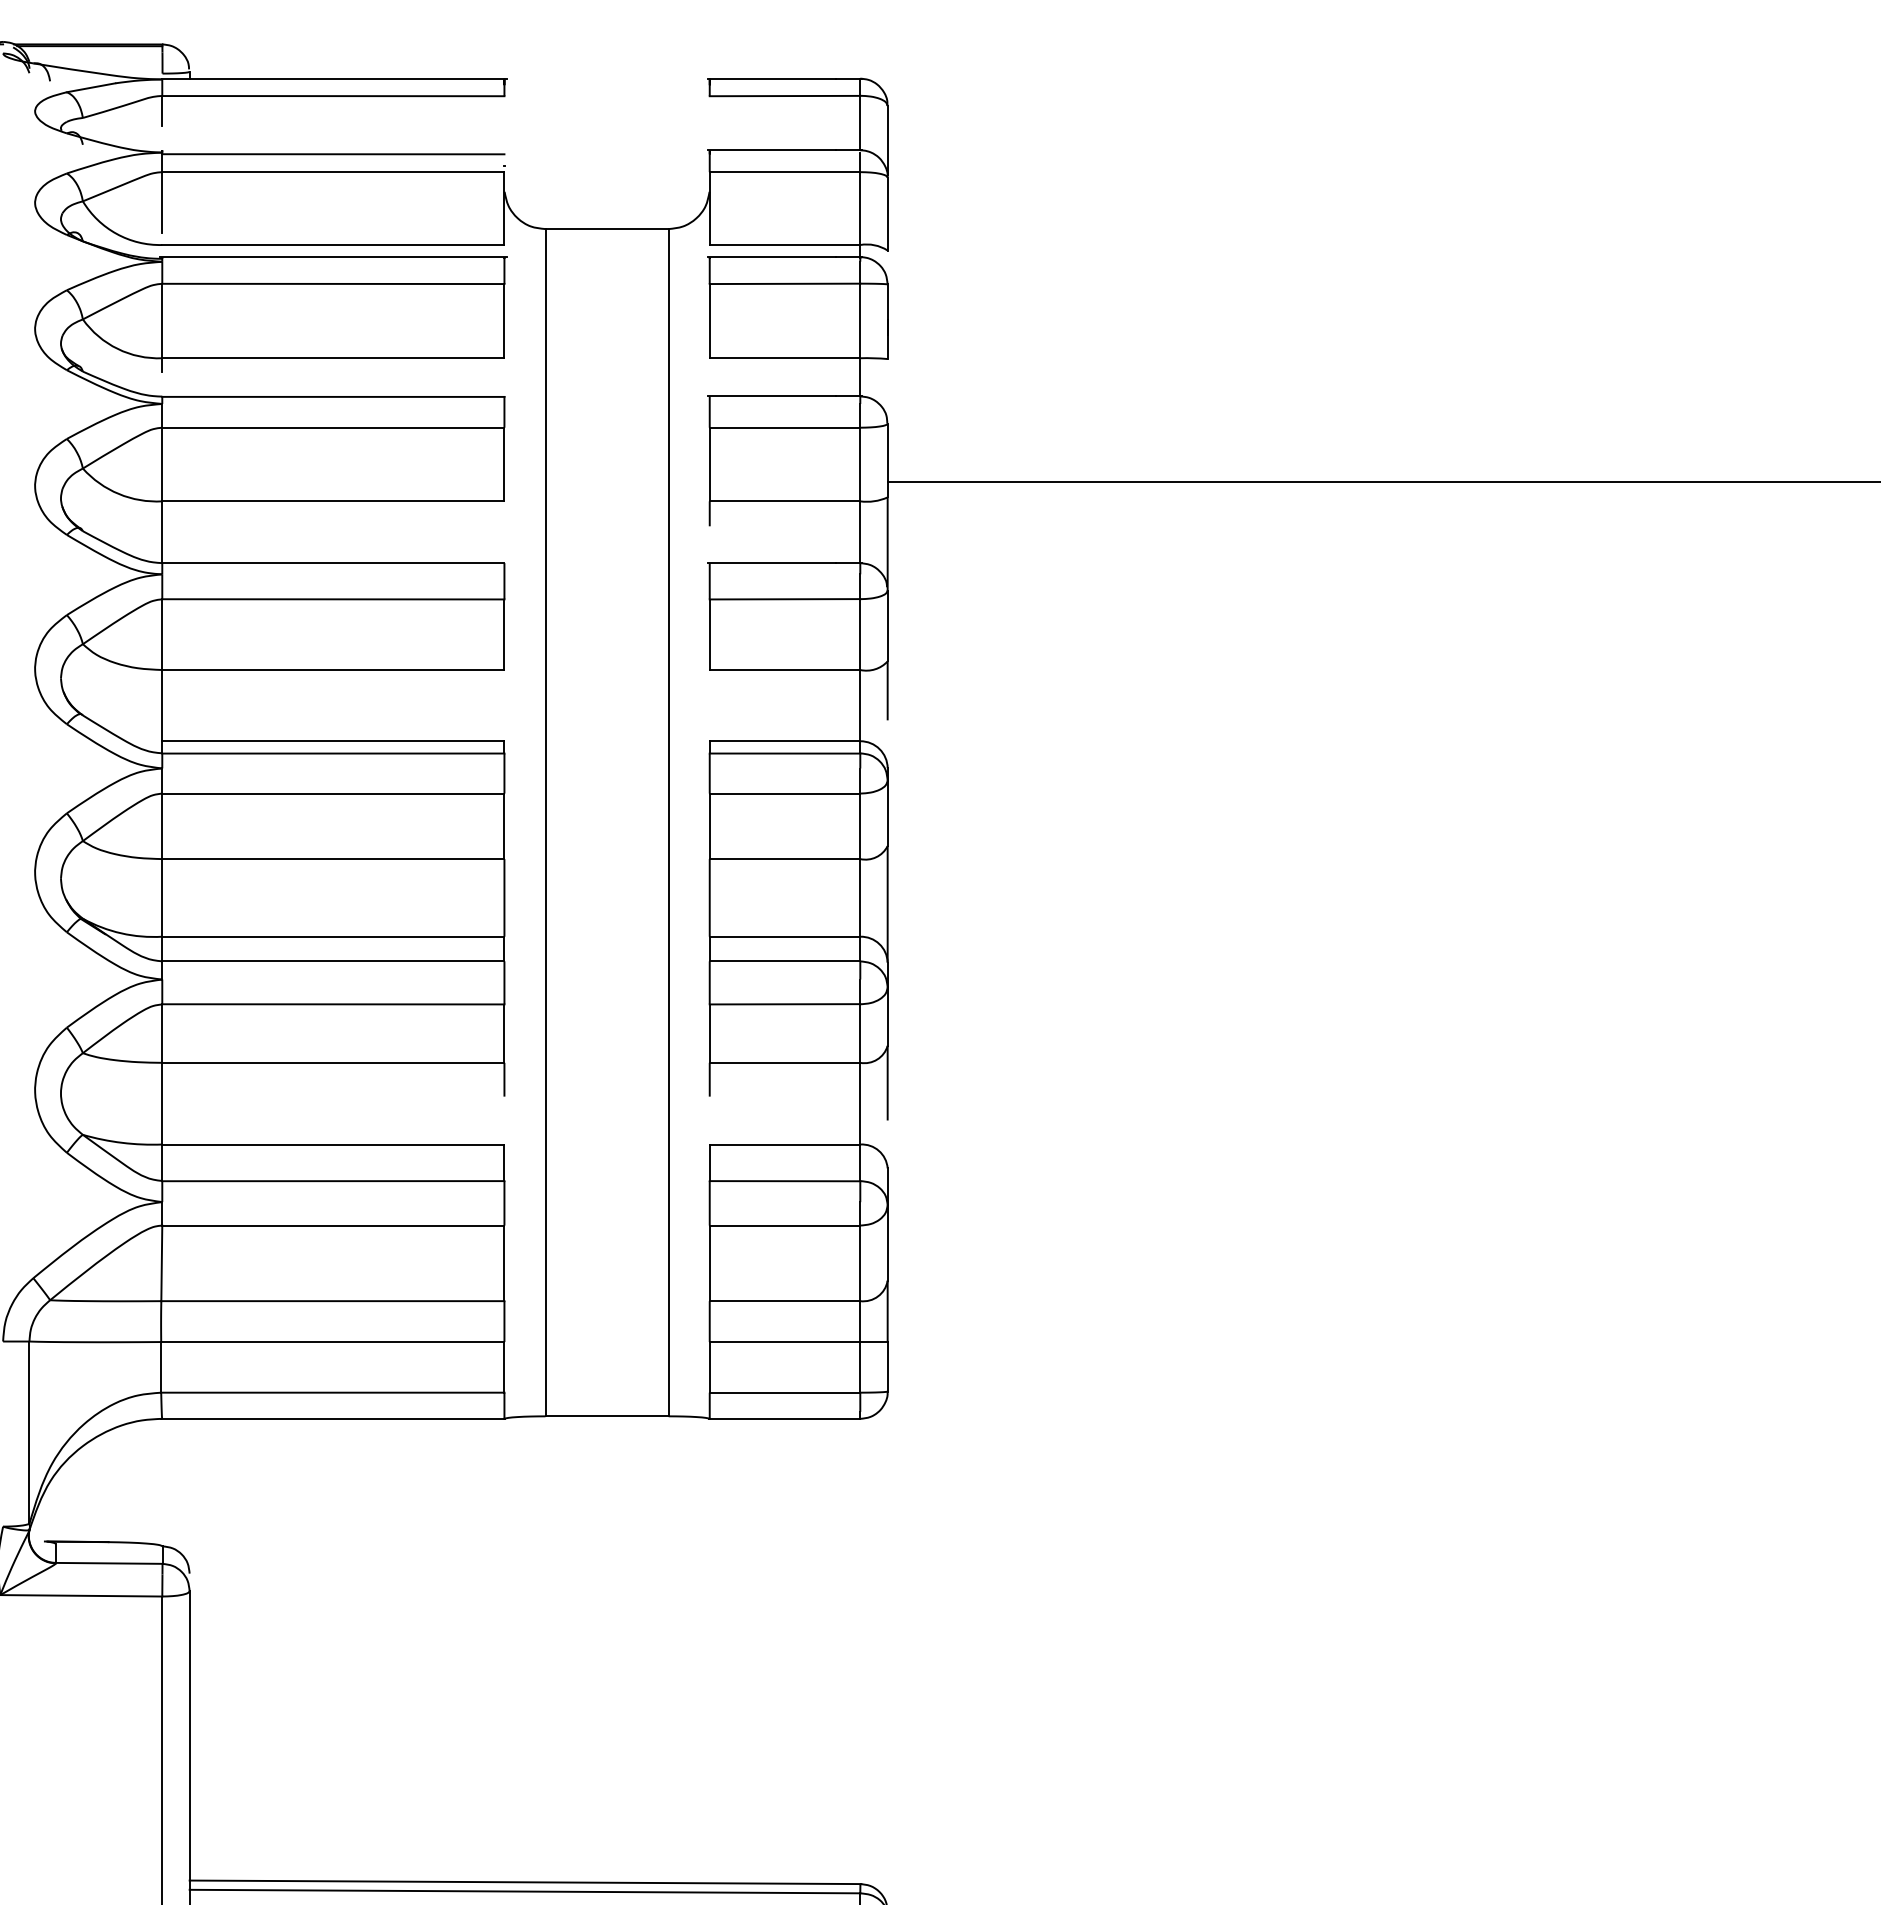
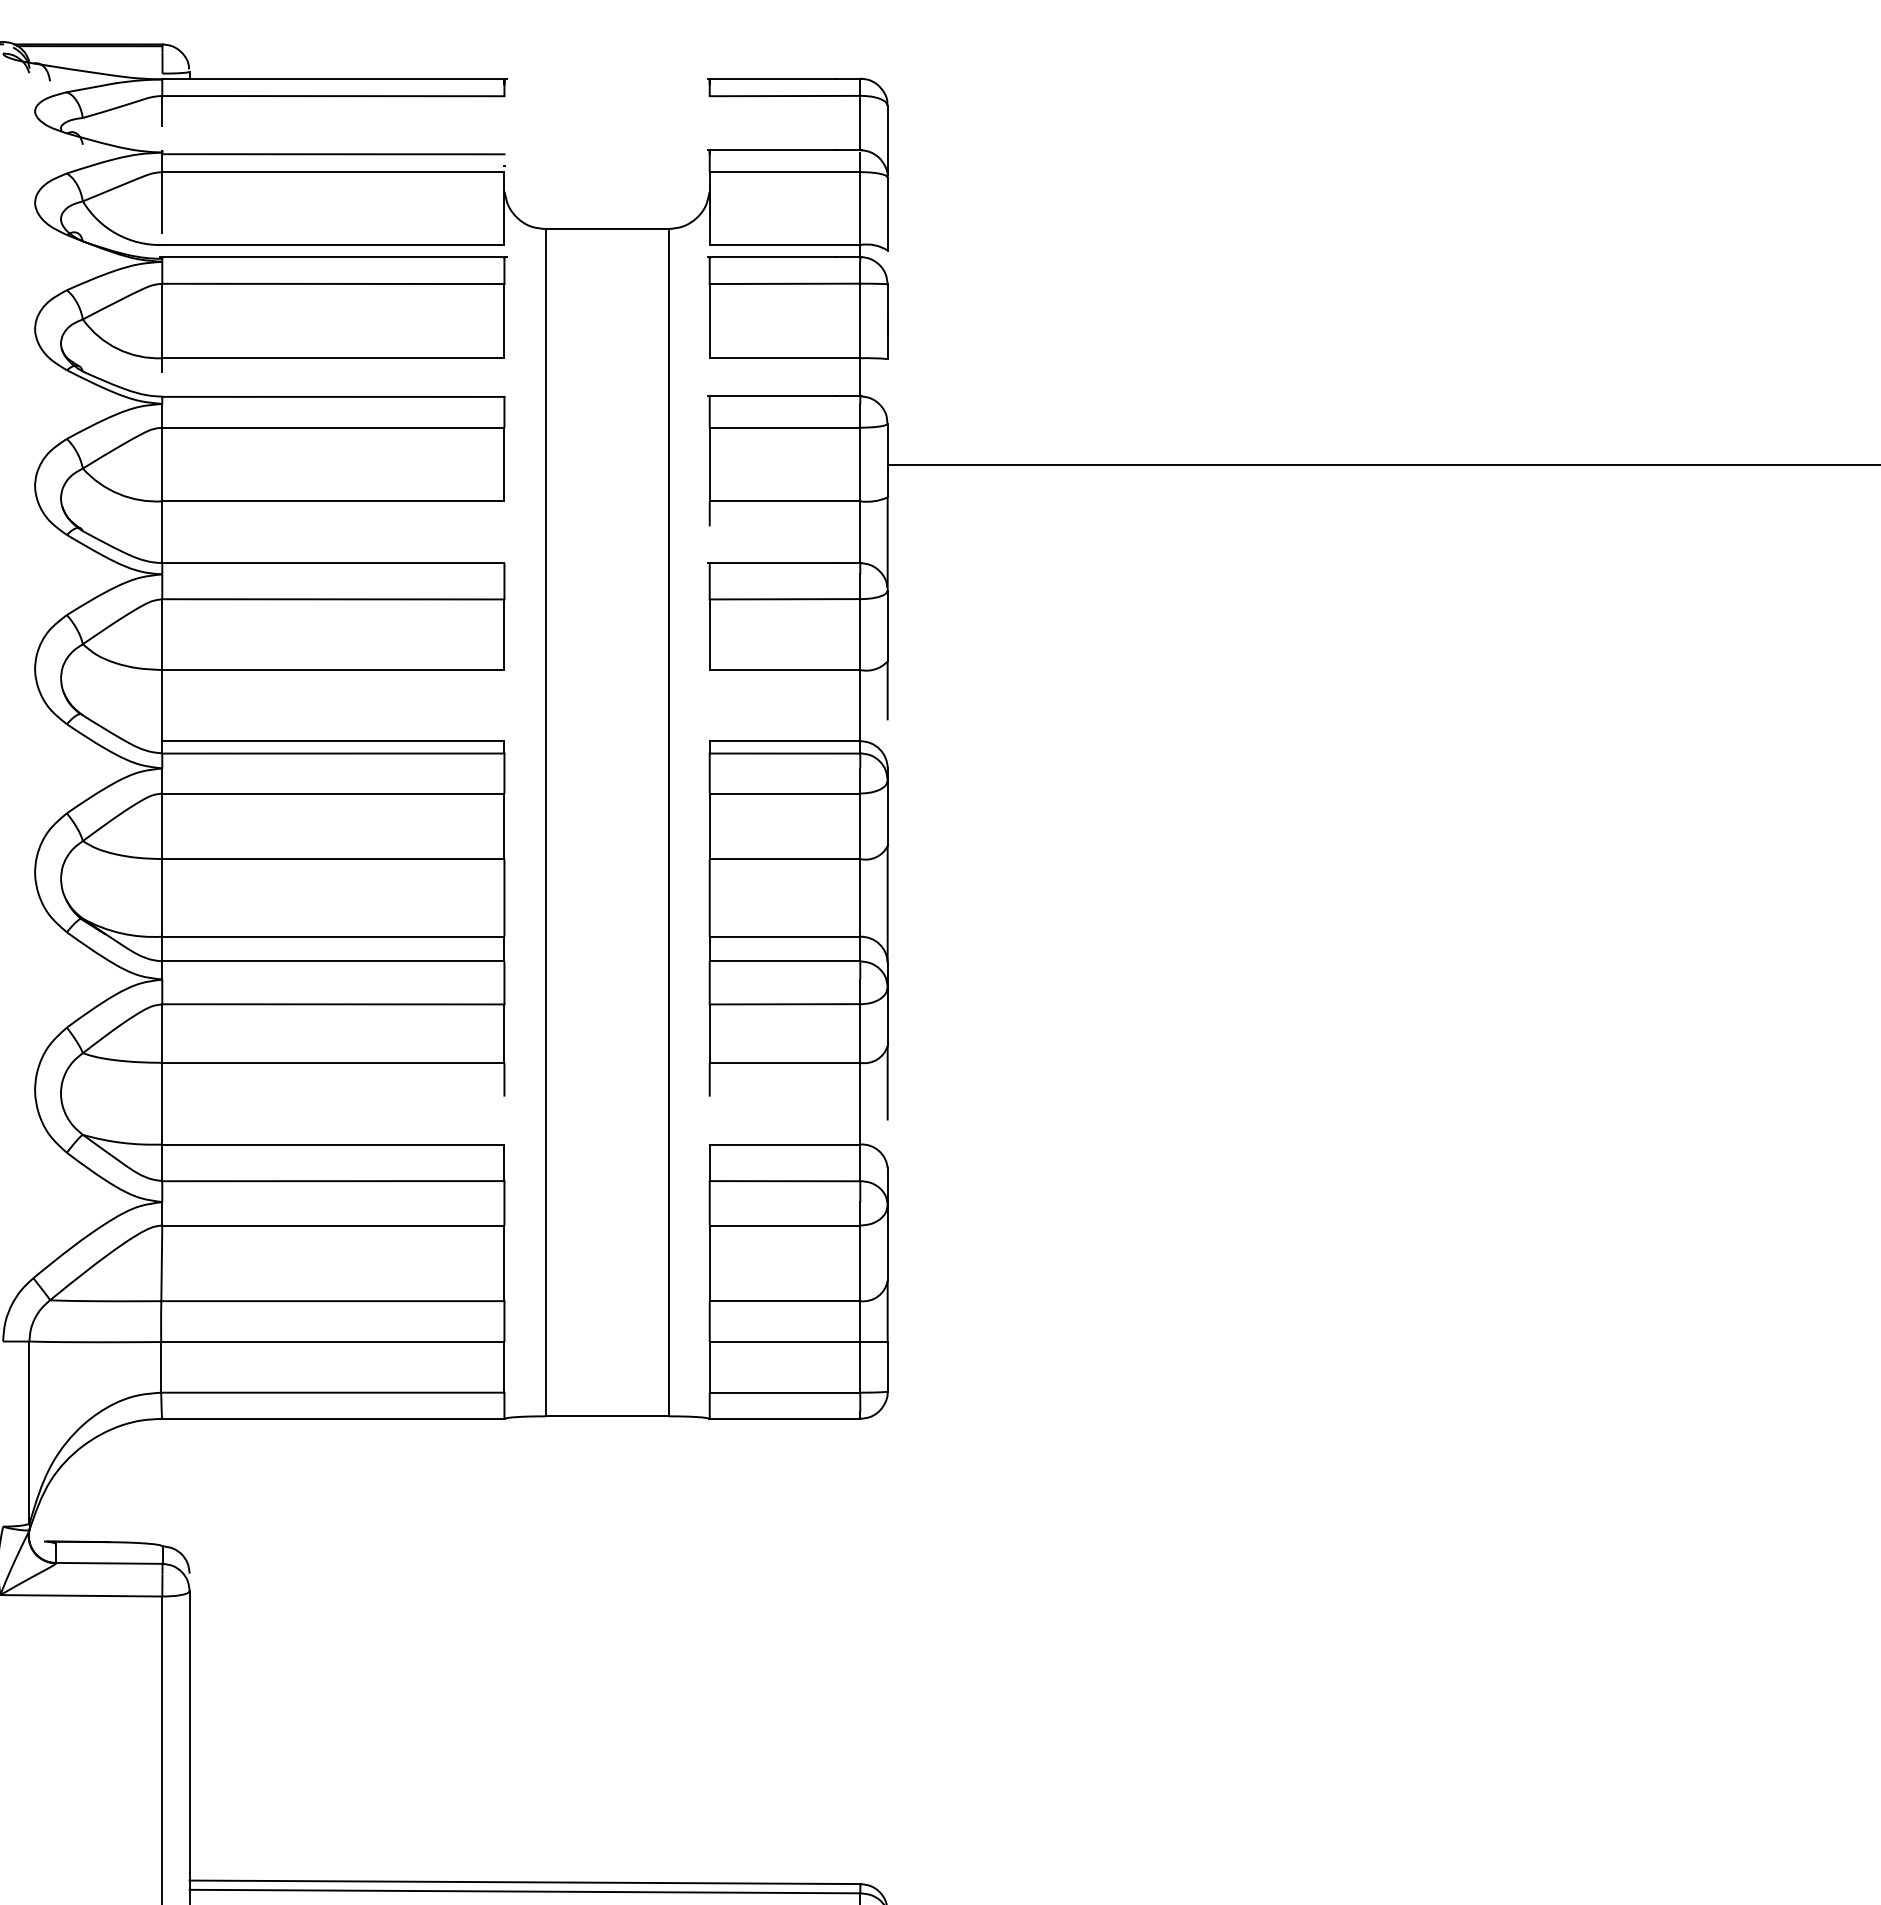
line position: (1382, 481) -> (1382, 464) (1382, 464)
